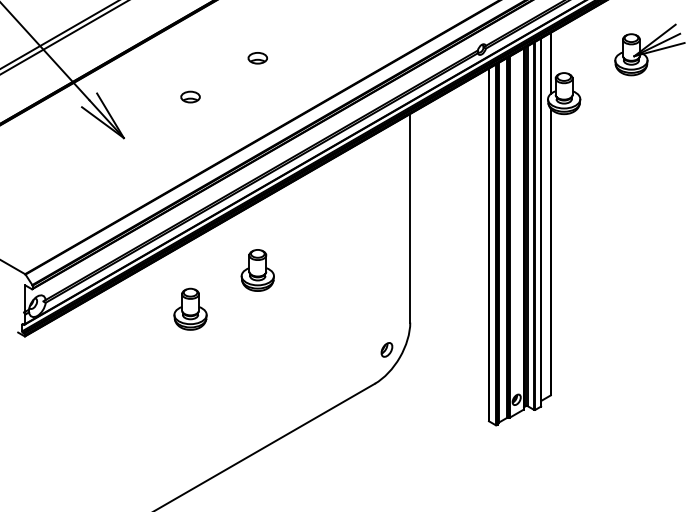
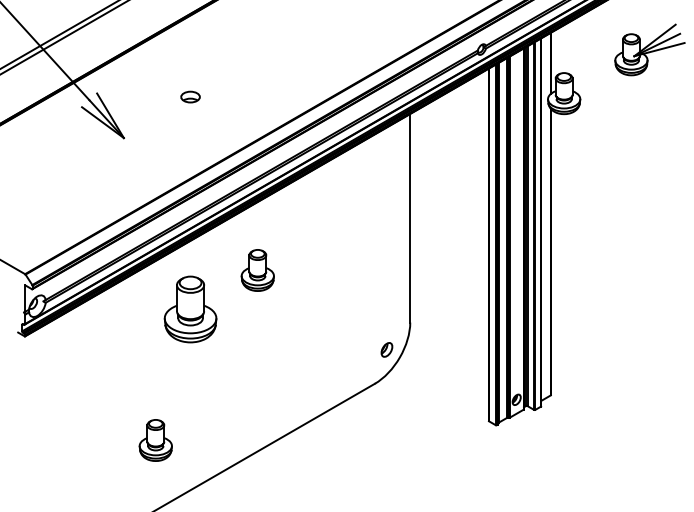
part: present -> none (257, 58)
part size: 35x44 px -> 55x69 px (190, 309)
part: none -> present (155, 440)
